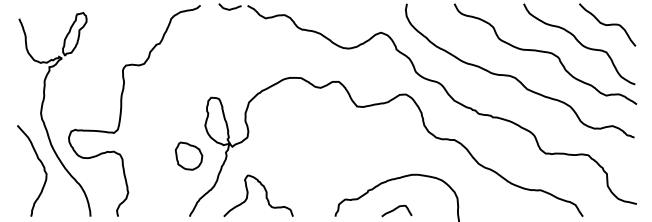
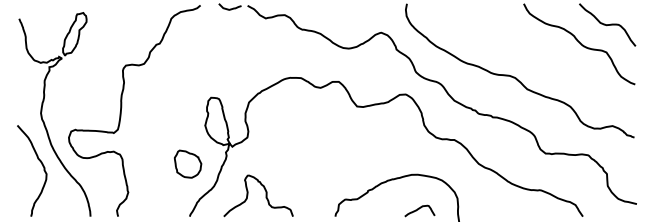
curve: present -> none (545, 52)
part position: (188, 155) -> (187, 163) (187, 163)
curve position: (396, 209) -> (419, 209) (419, 209)
